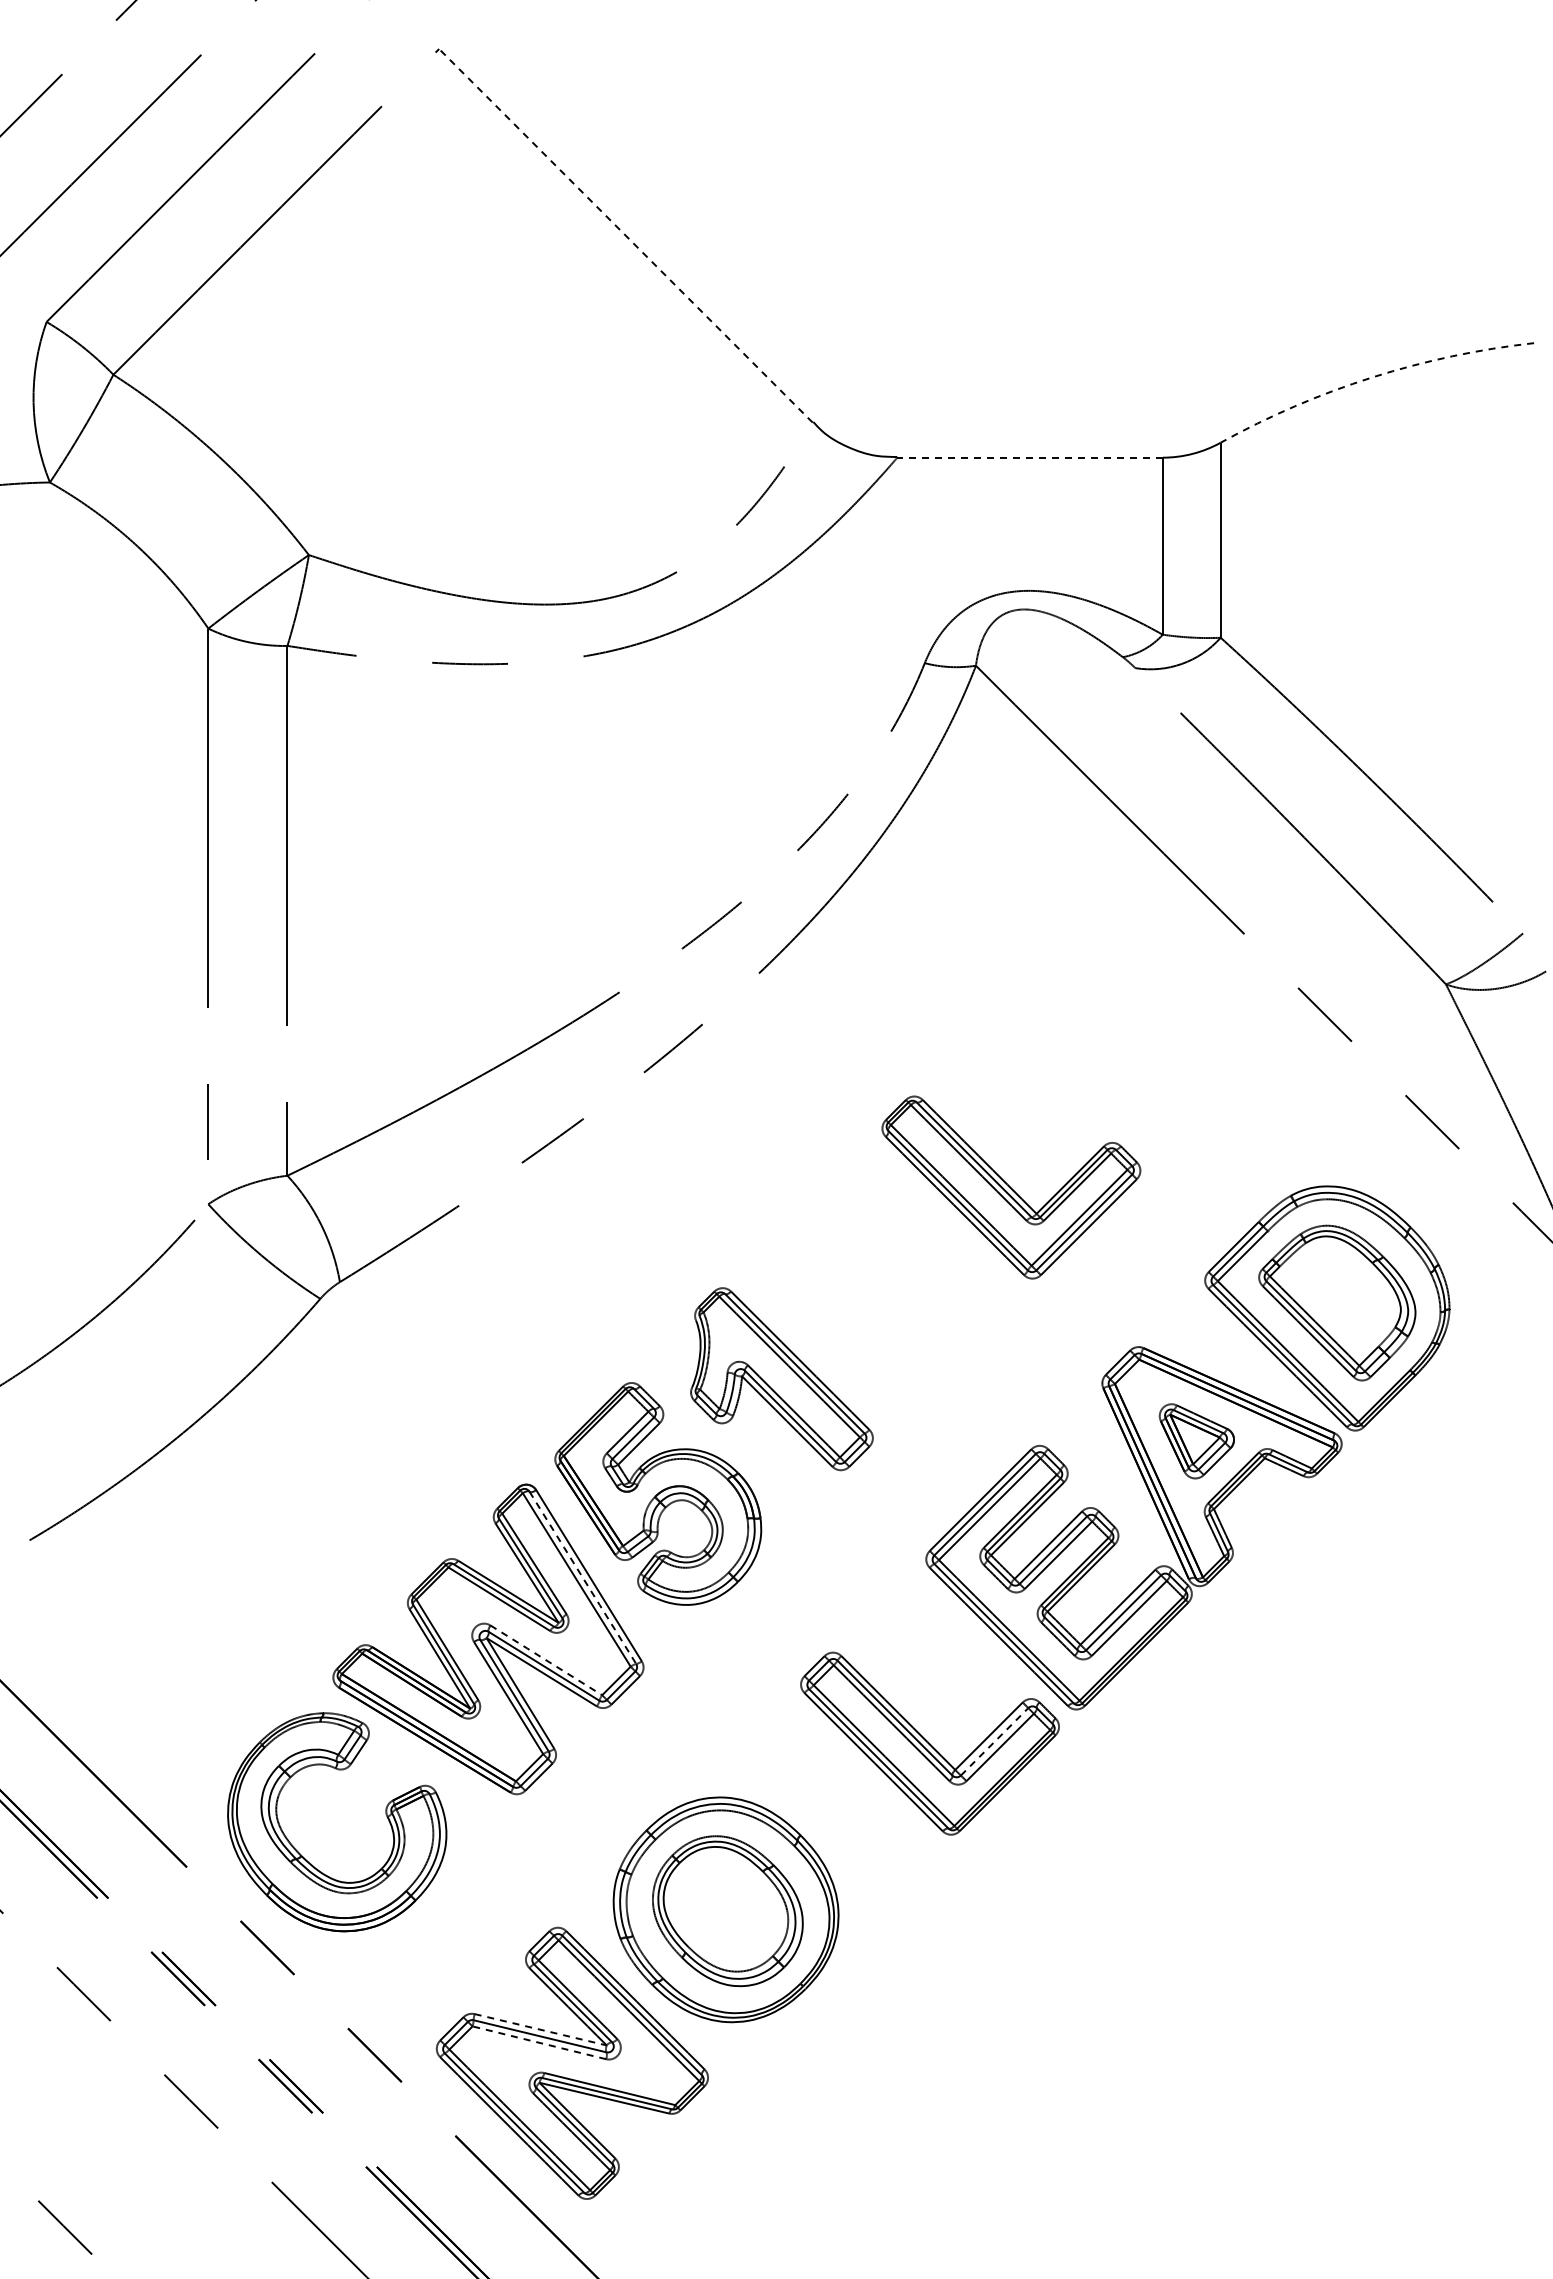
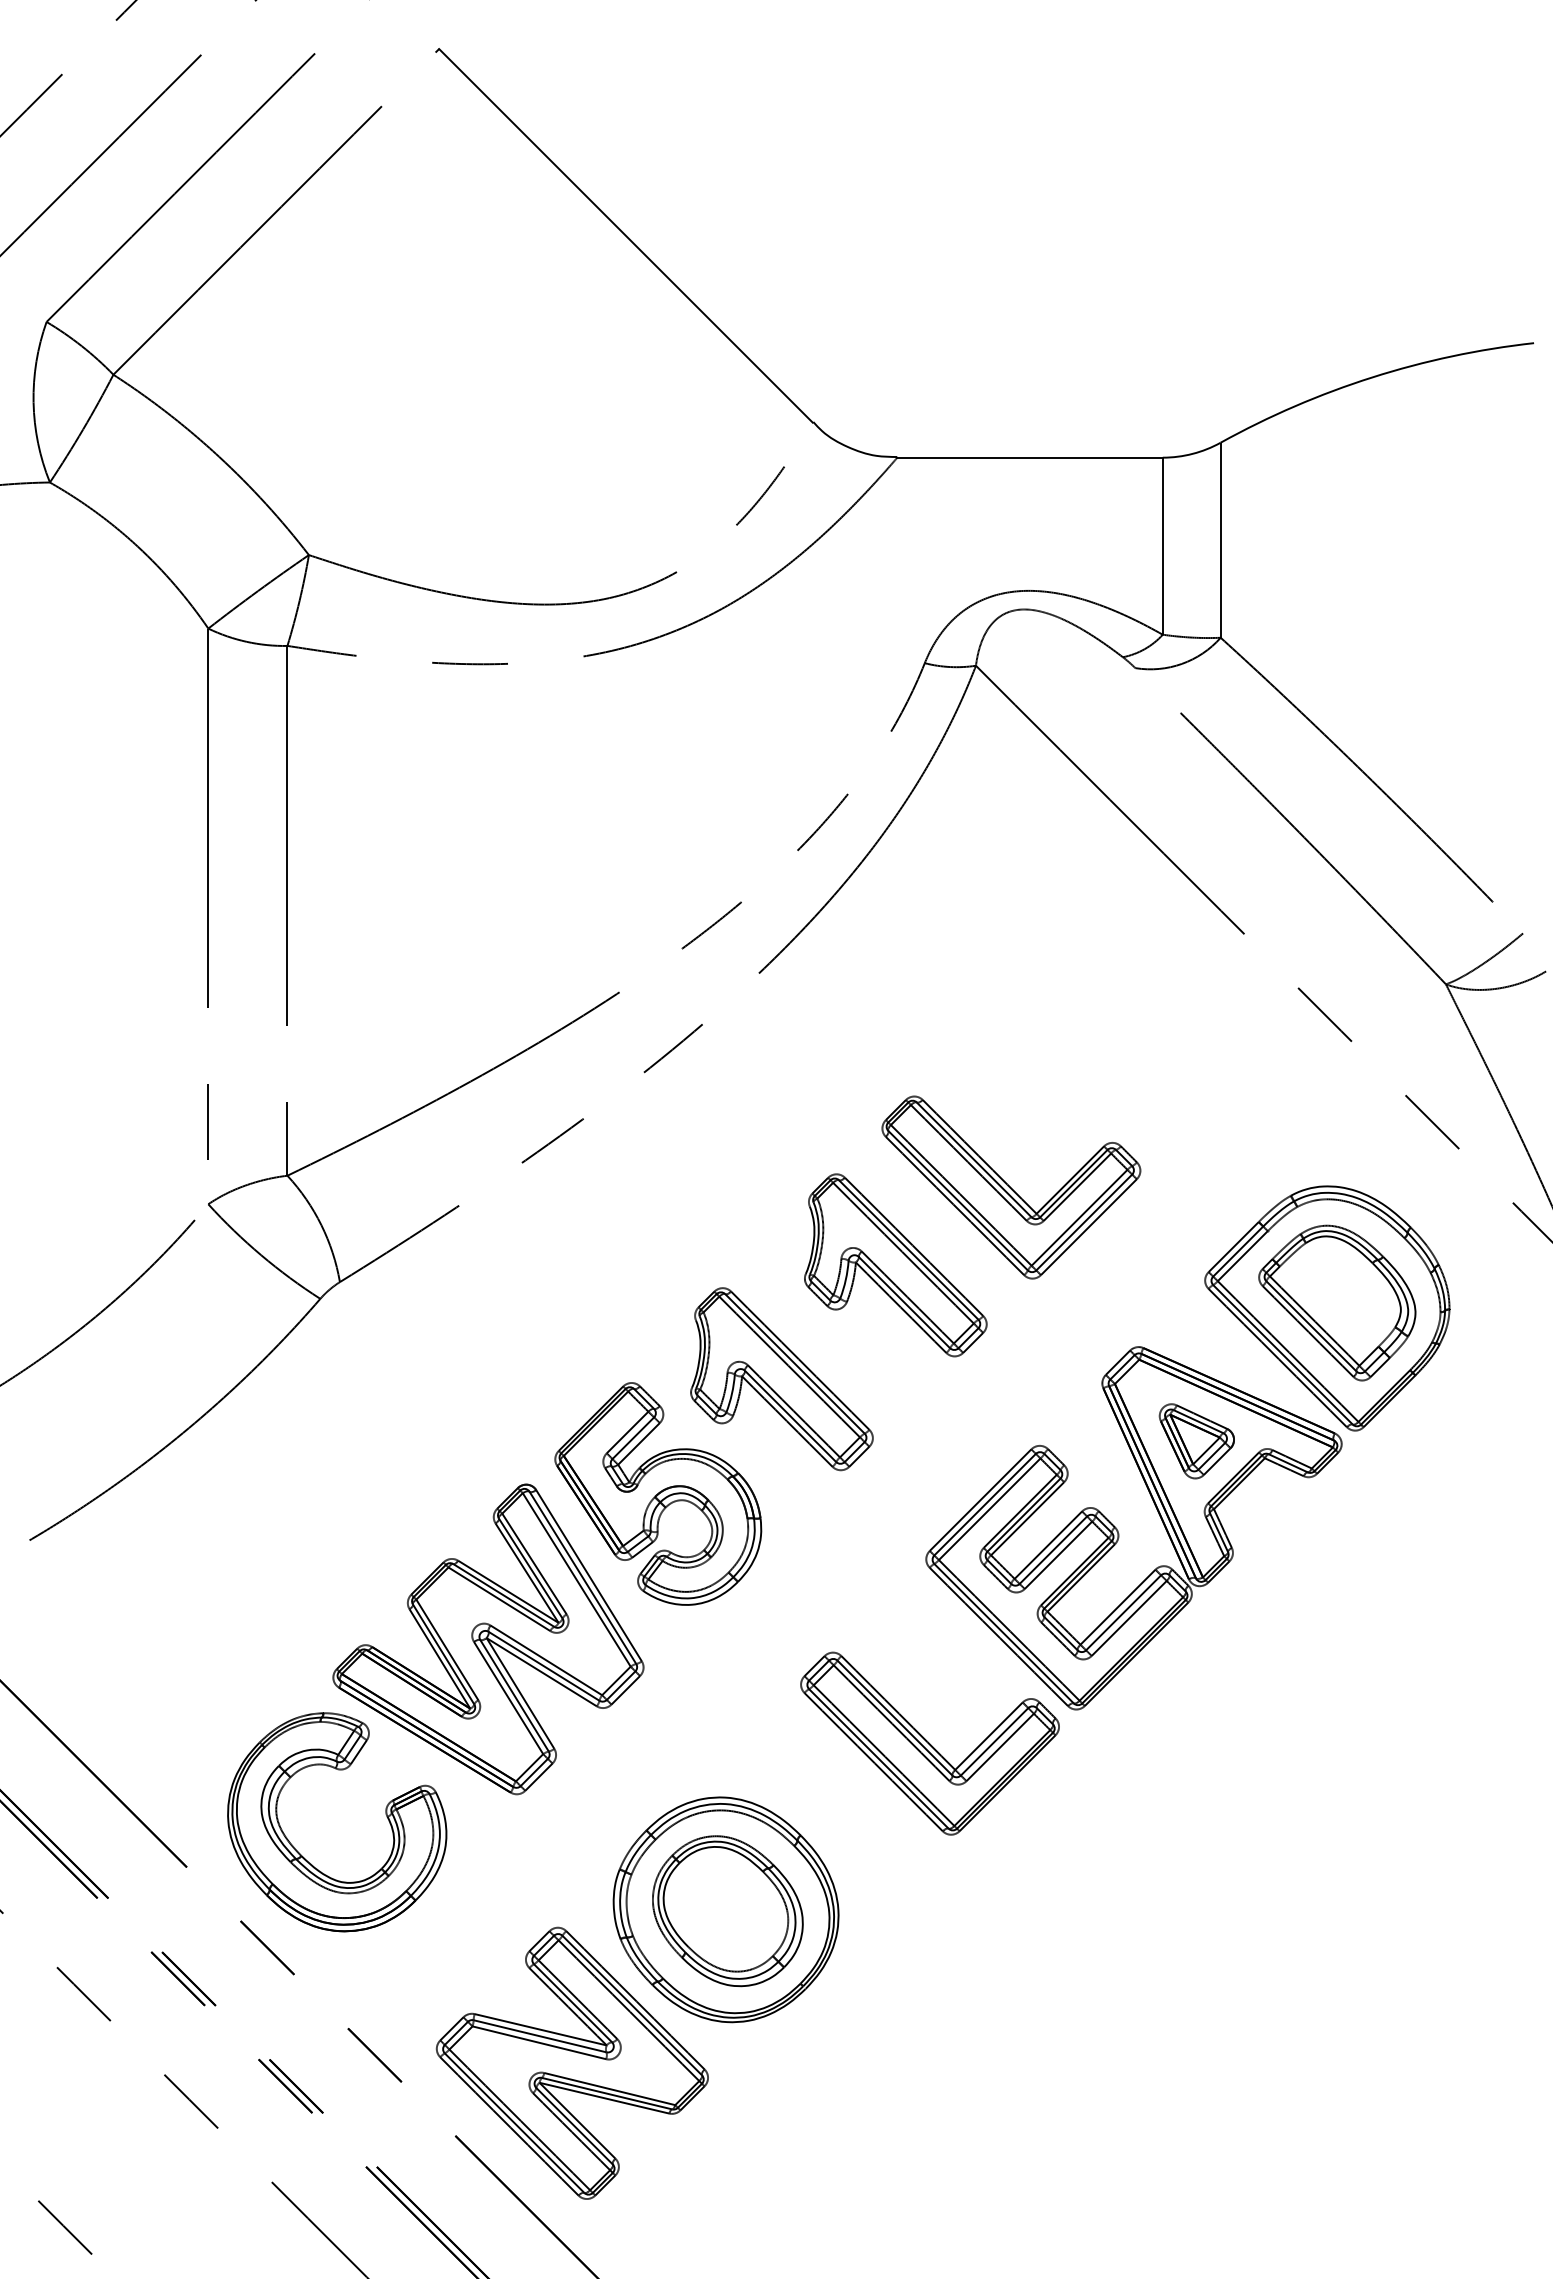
line: dashed -> solid (625, 235)
arc: dashed -> solid (1372, 377)
line: dashed -> solid (1030, 457)
part: none -> present (895, 1265)
line: dashed -> solid (583, 1578)
line: dashed -> solid (546, 1660)
line: dashed -> solid (994, 1741)
line: dashed -> solid (541, 2029)
line: dashed -> solid (538, 2042)
